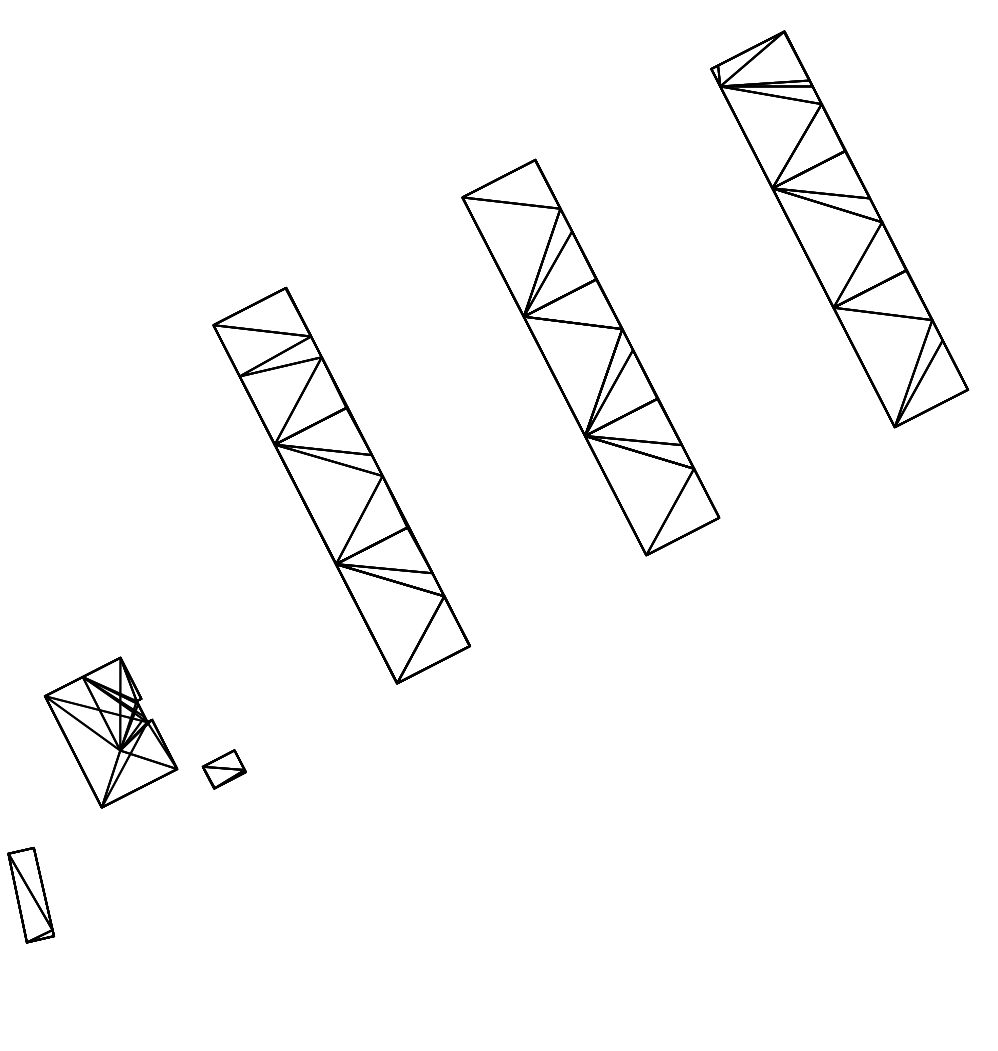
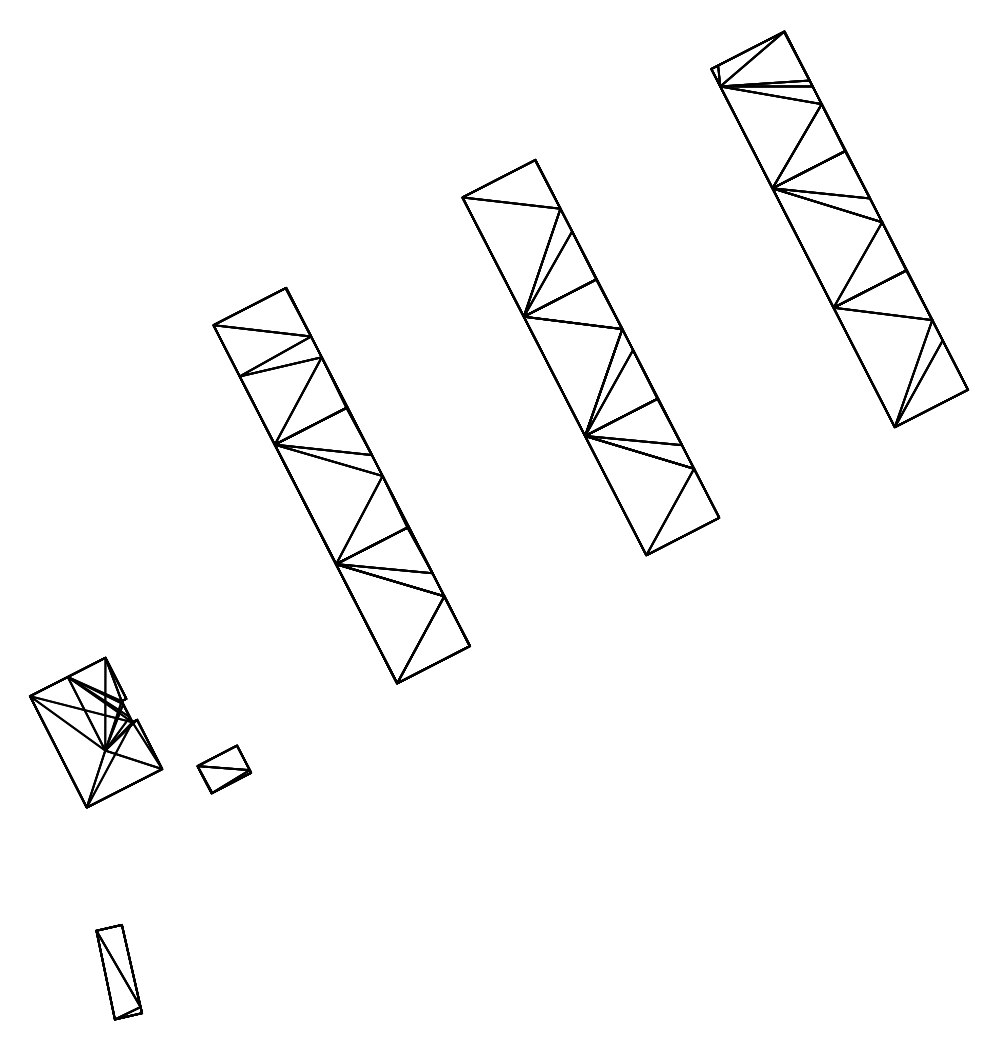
part position: (110, 732) -> (95, 732) (95, 732)
part size: 46x41 px -> 57x51 px (224, 769)
part position: (31, 895) -> (119, 972) (119, 972)
